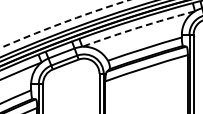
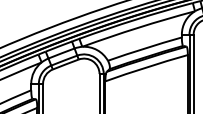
arc: dashed -> solid (63, 22)
arc: dashed -> solid (138, 27)
